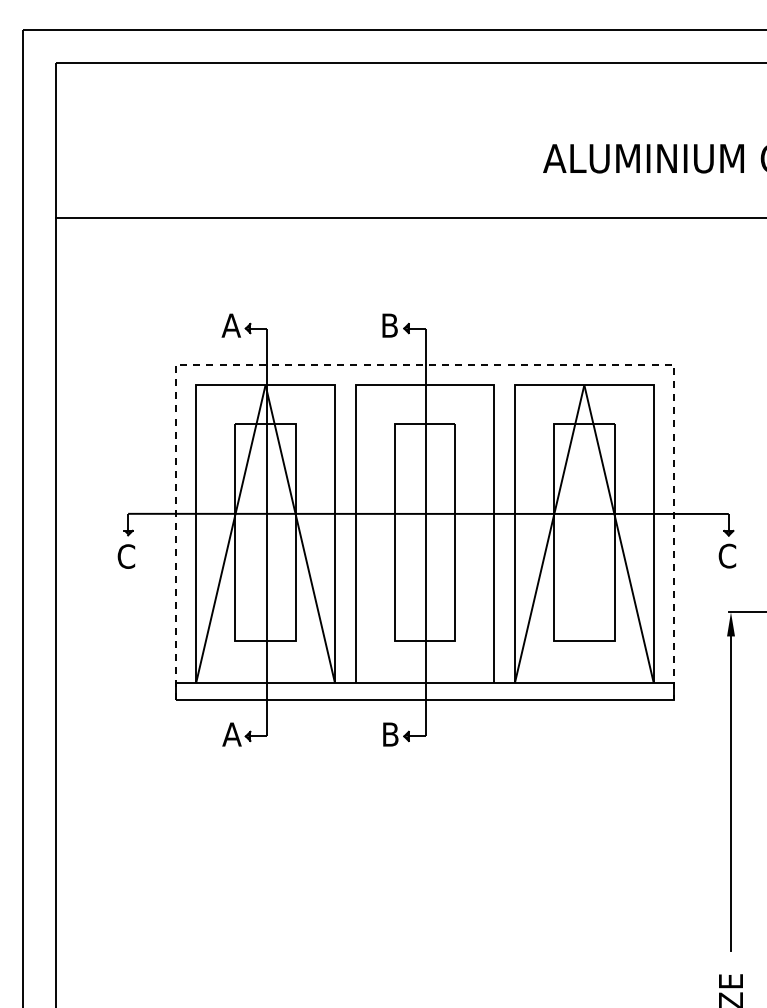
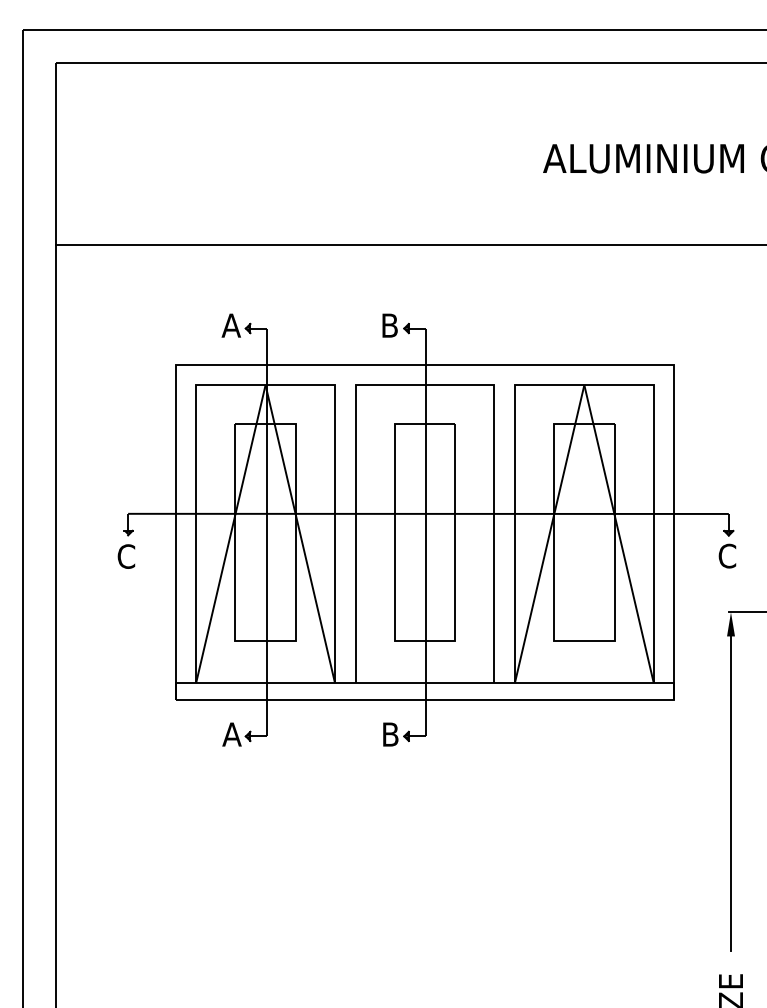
line position: (409, 217) -> (409, 244) (409, 244)
line: dashed -> solid (425, 364)
